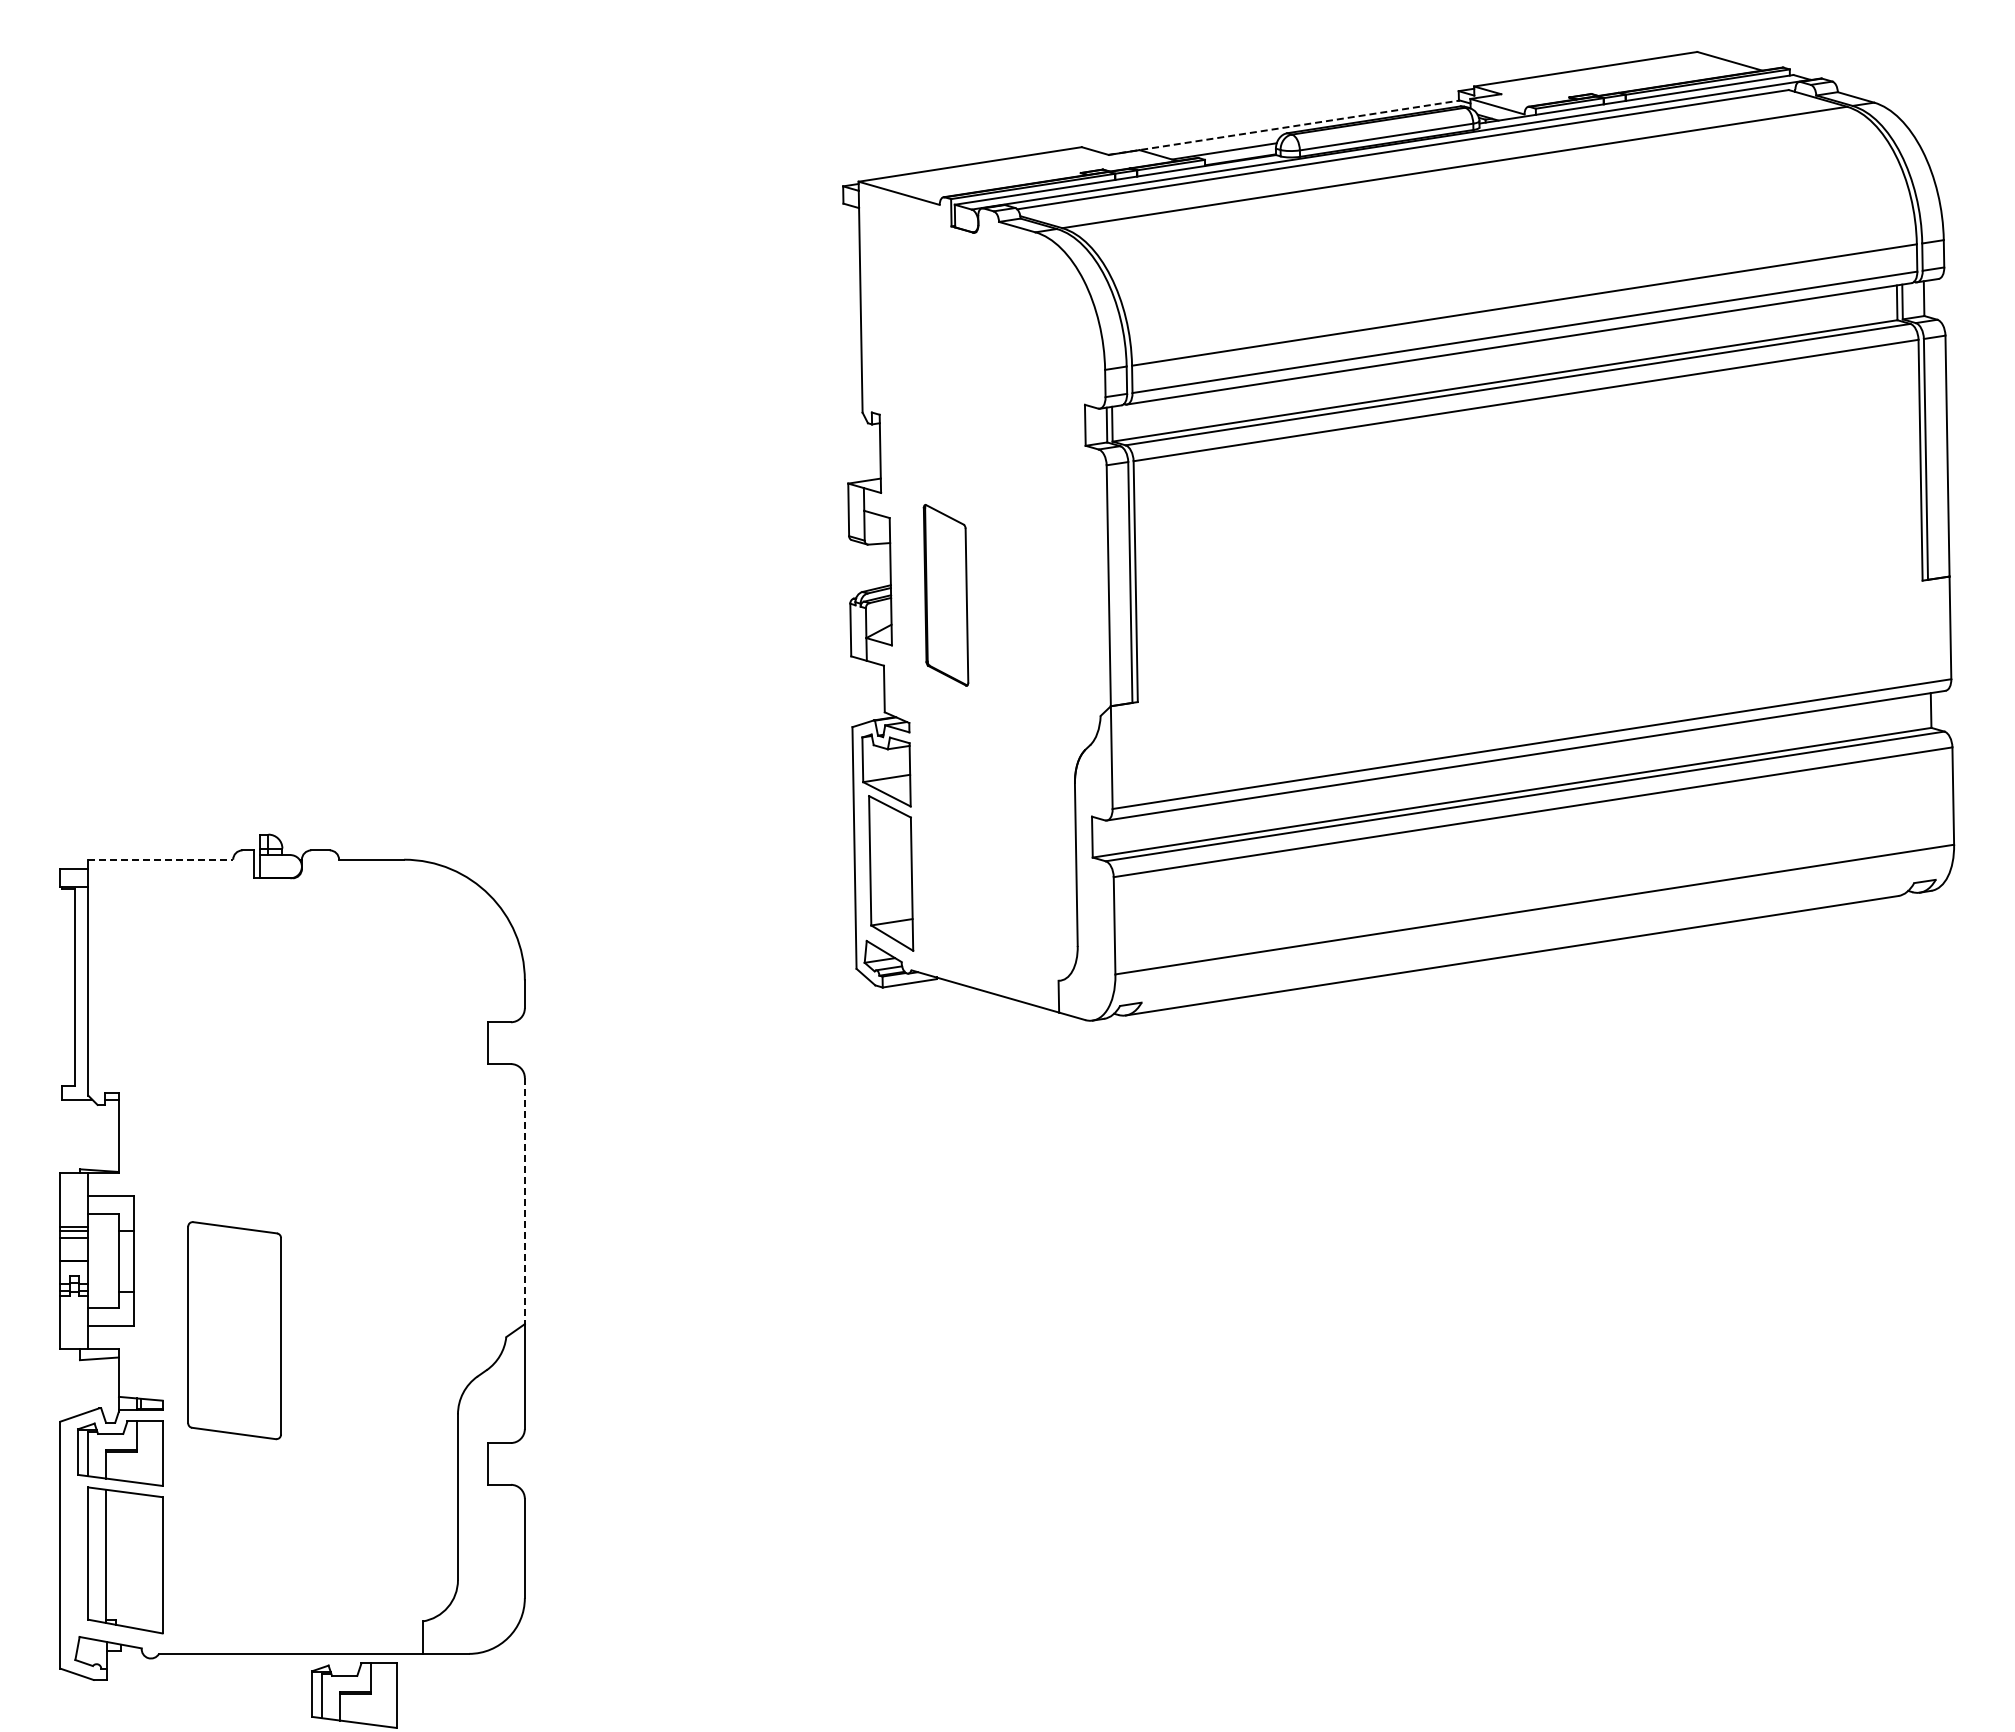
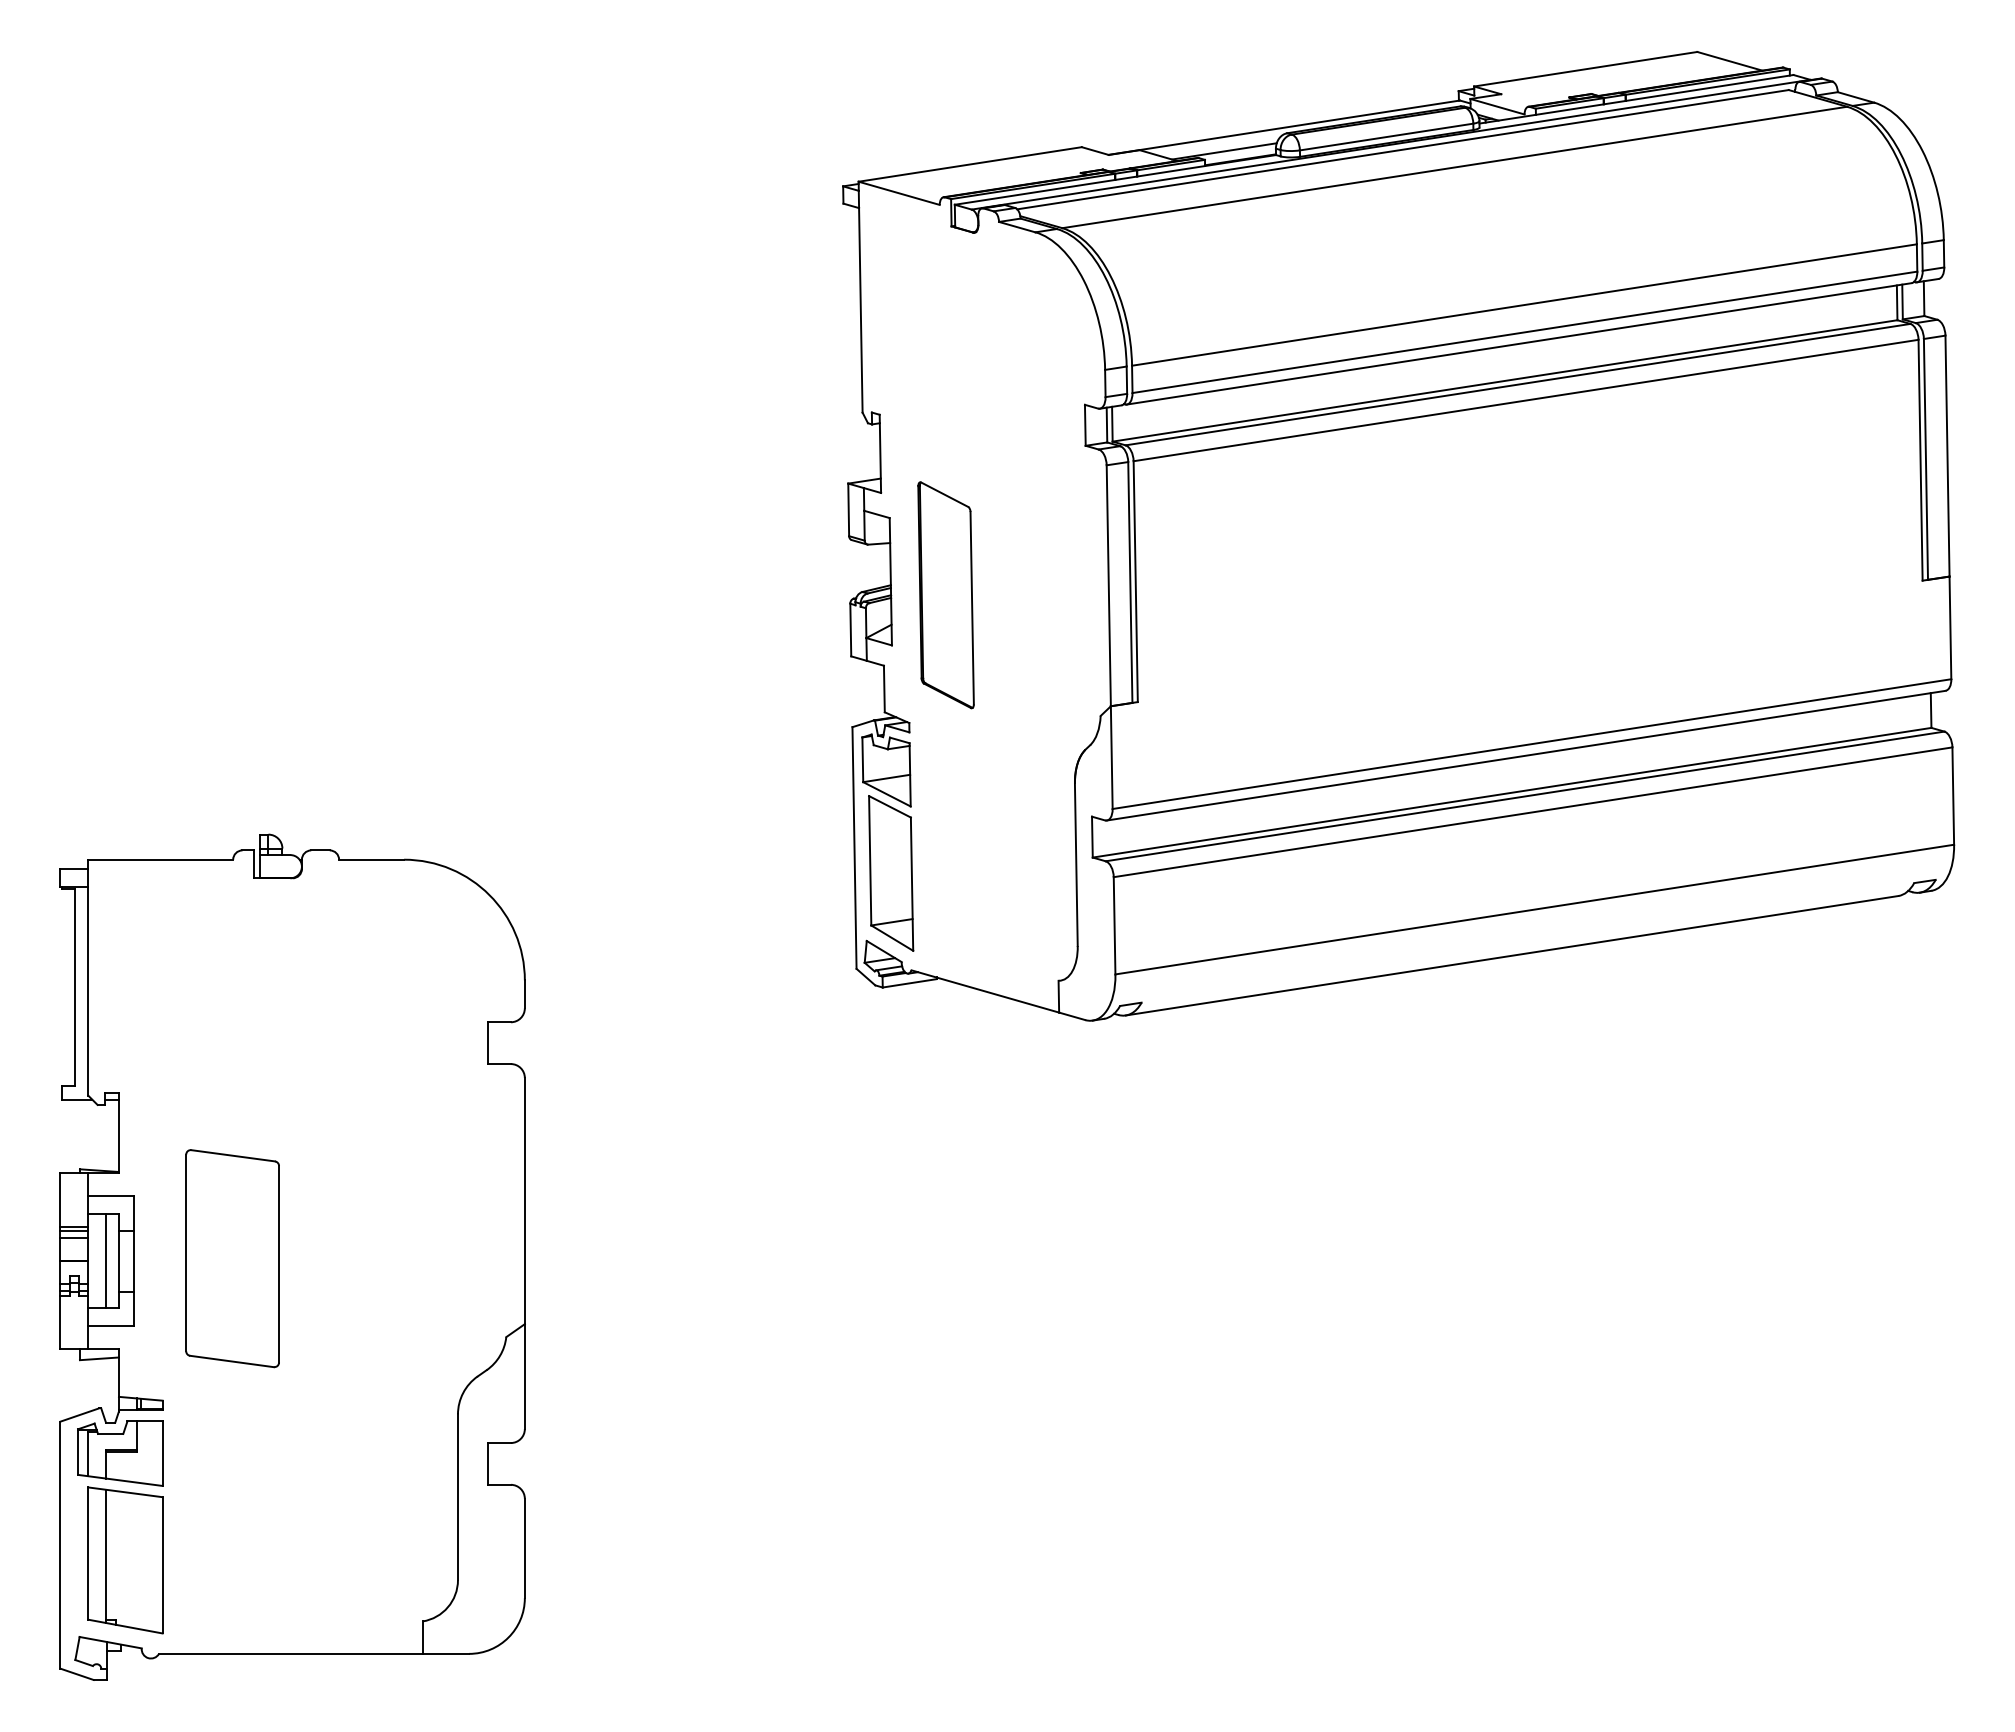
line: dashed -> solid (1284, 127)
part size: 48x183 px -> 58x229 px (945, 595)
line: dashed -> solid (161, 859)
line: dashed -> solid (524, 1201)
line: none -> present (105, 1260)
part position: (234, 1330) -> (232, 1258) (232, 1258)
part: present -> none (354, 1695)
